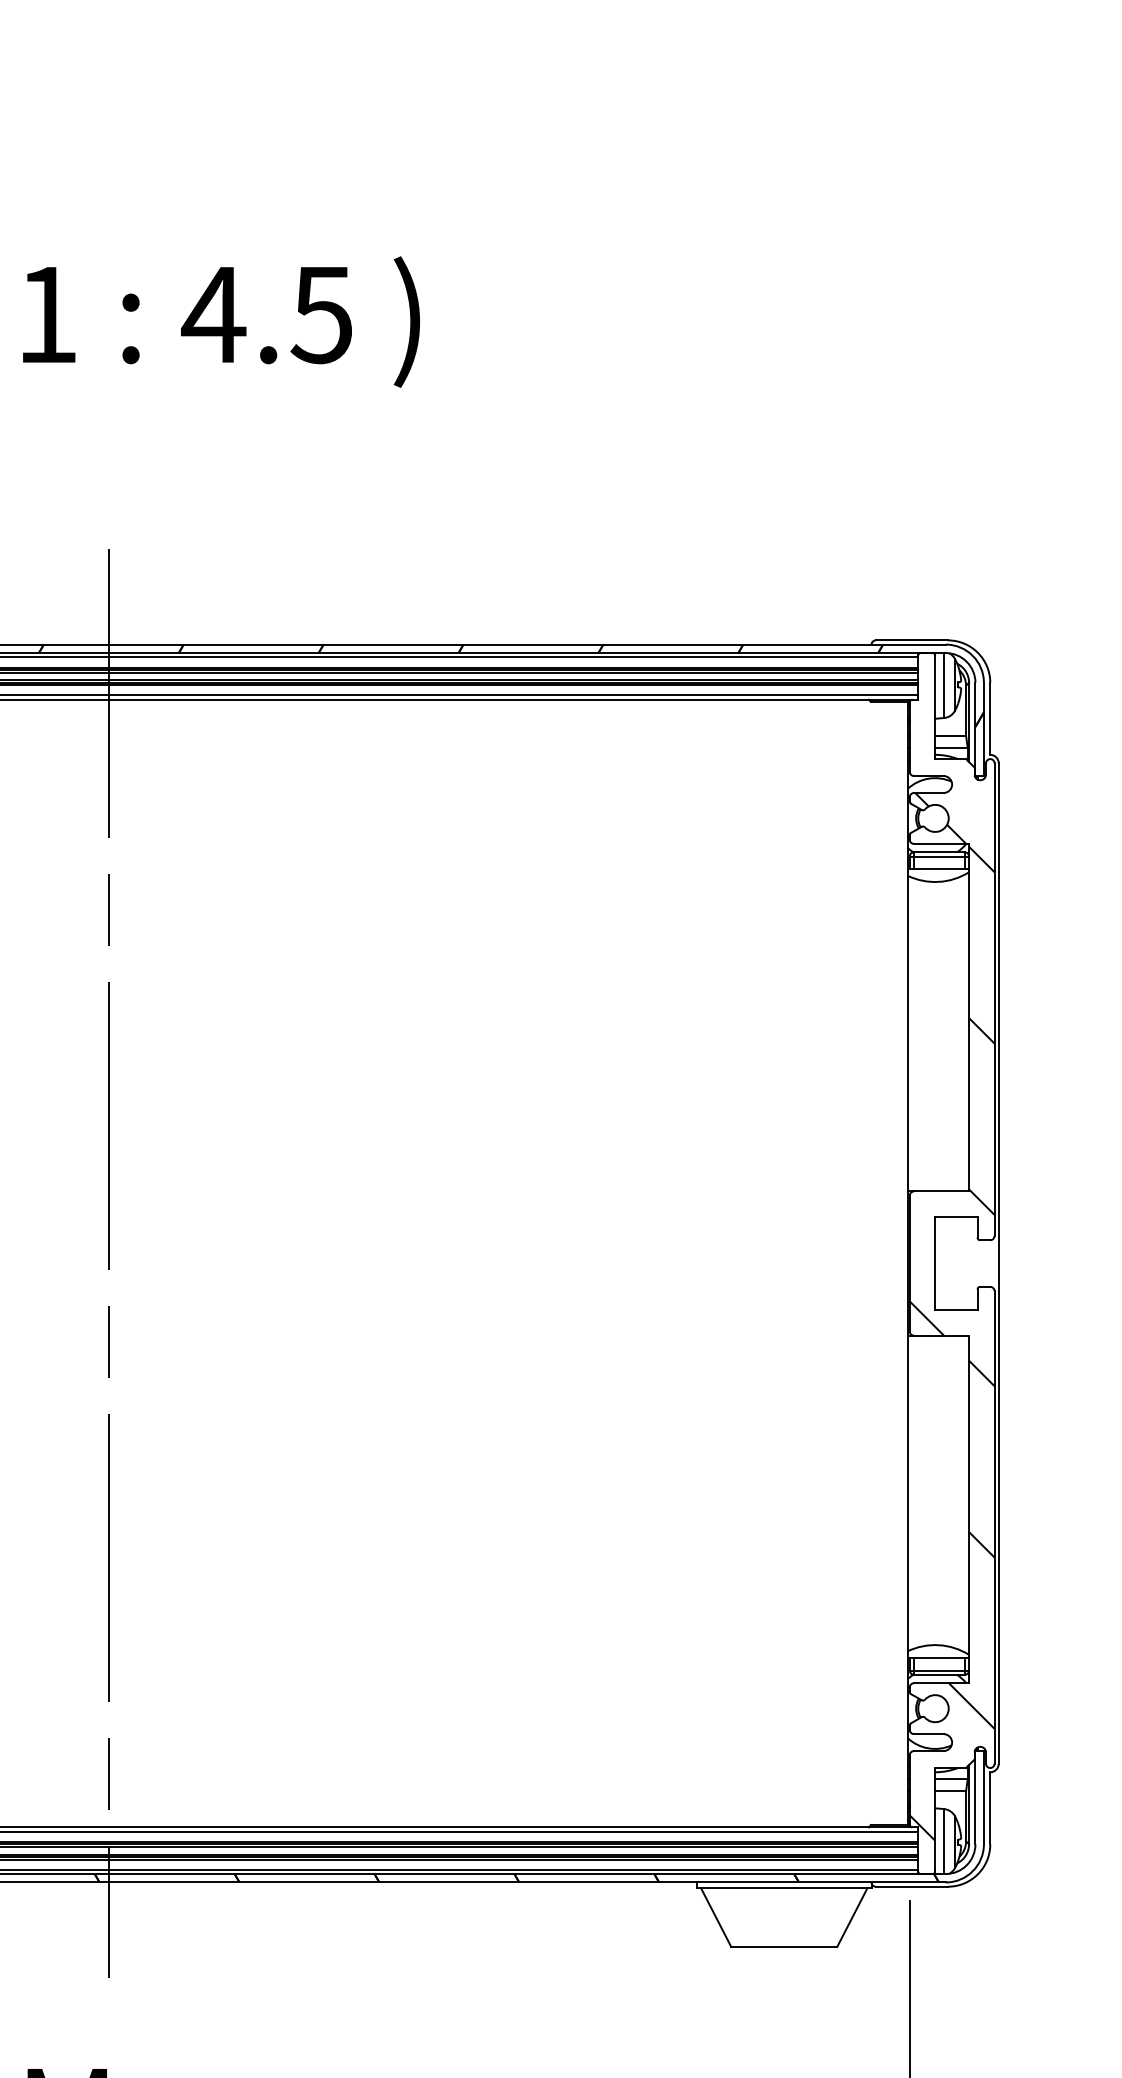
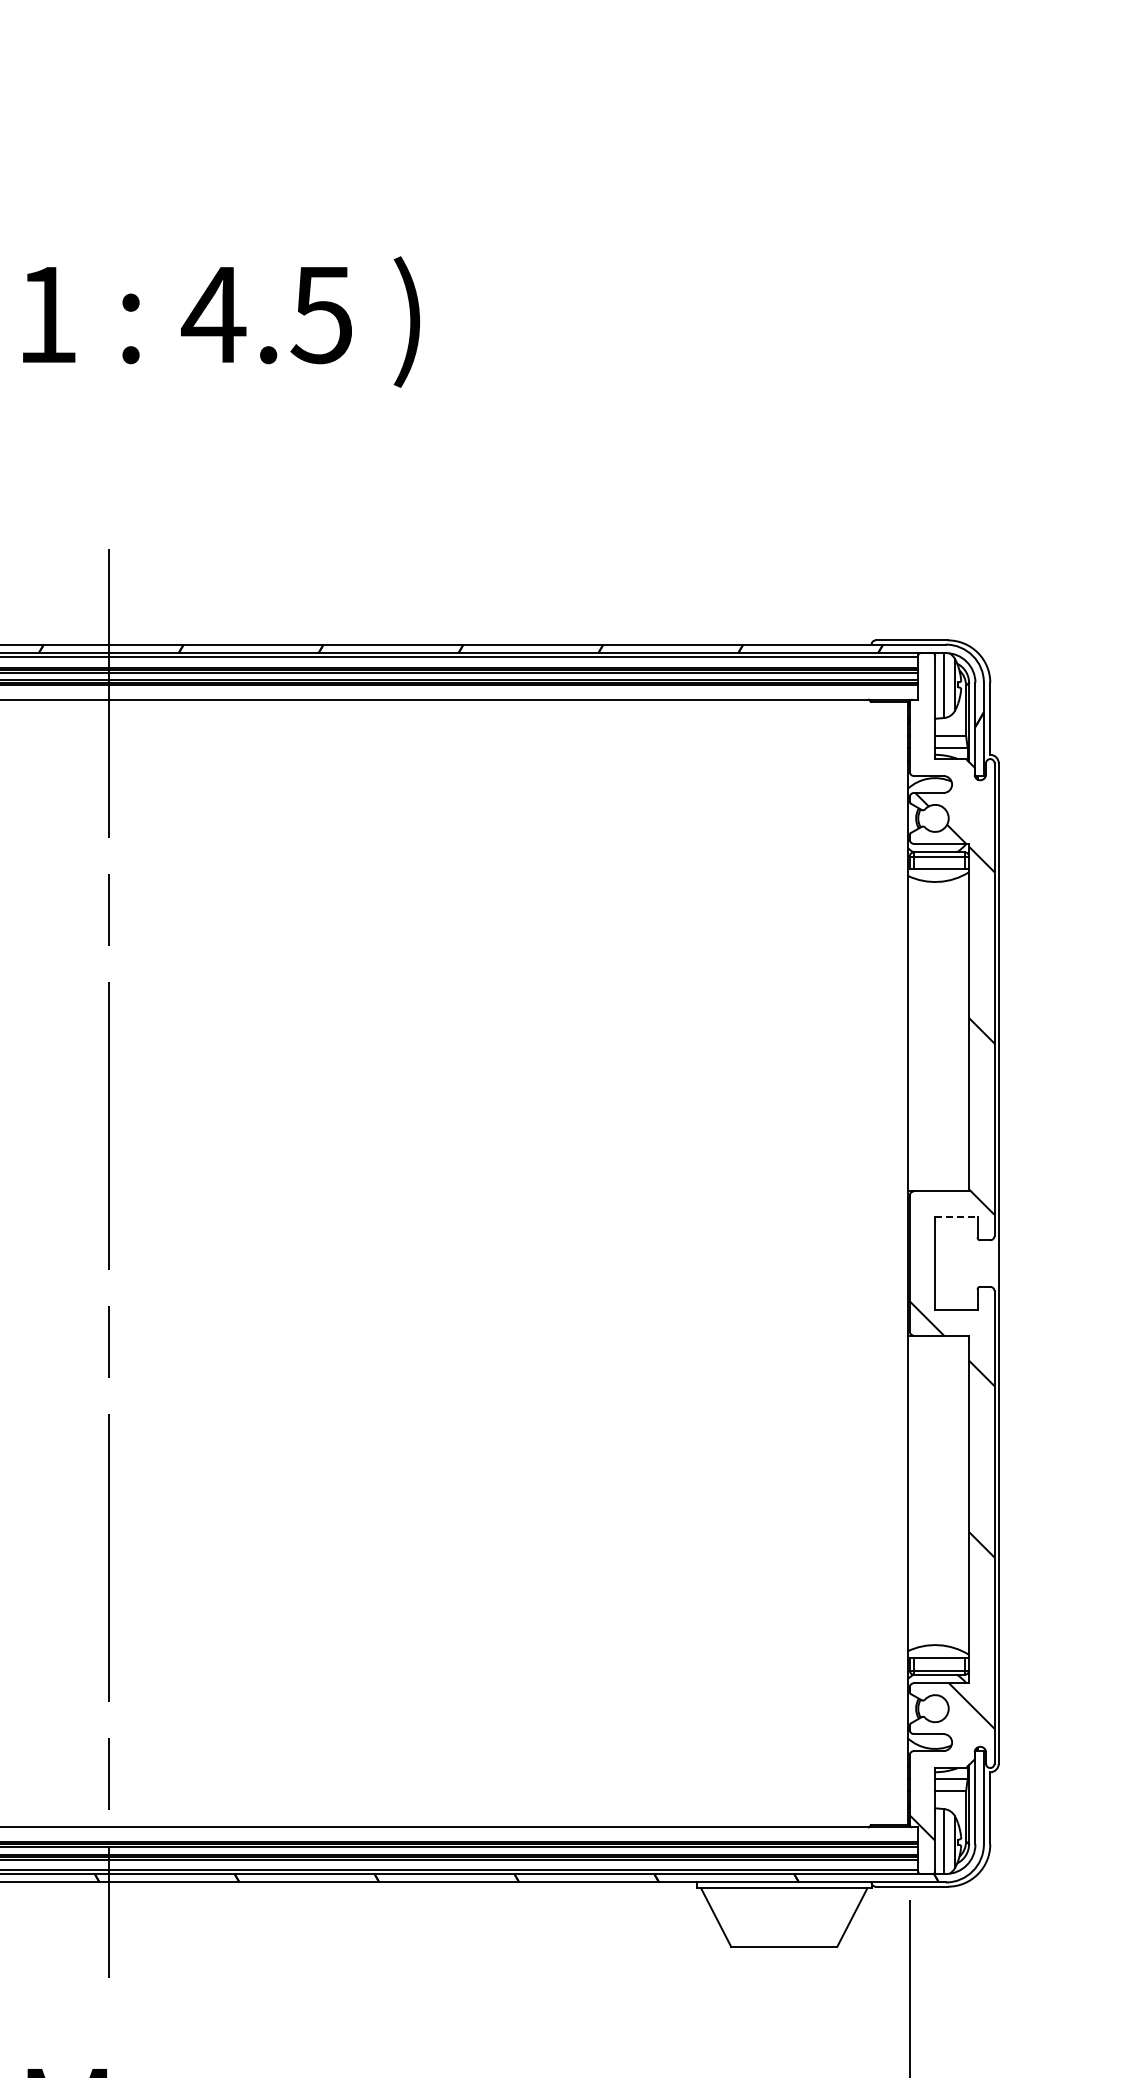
line: present -> none (460, 695)
line: solid -> dashed (956, 1216)
line: present -> none (460, 1831)
